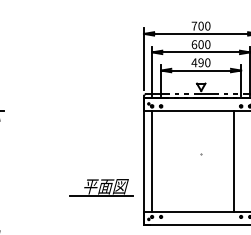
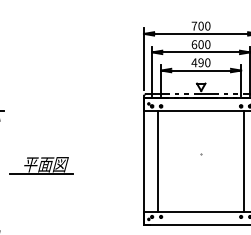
line position: (151, 161) -> (157, 161) (157, 161)
line position: (234, 161) -> (244, 161) (244, 161)
part position: (101, 187) -> (41, 165) (41, 165)
